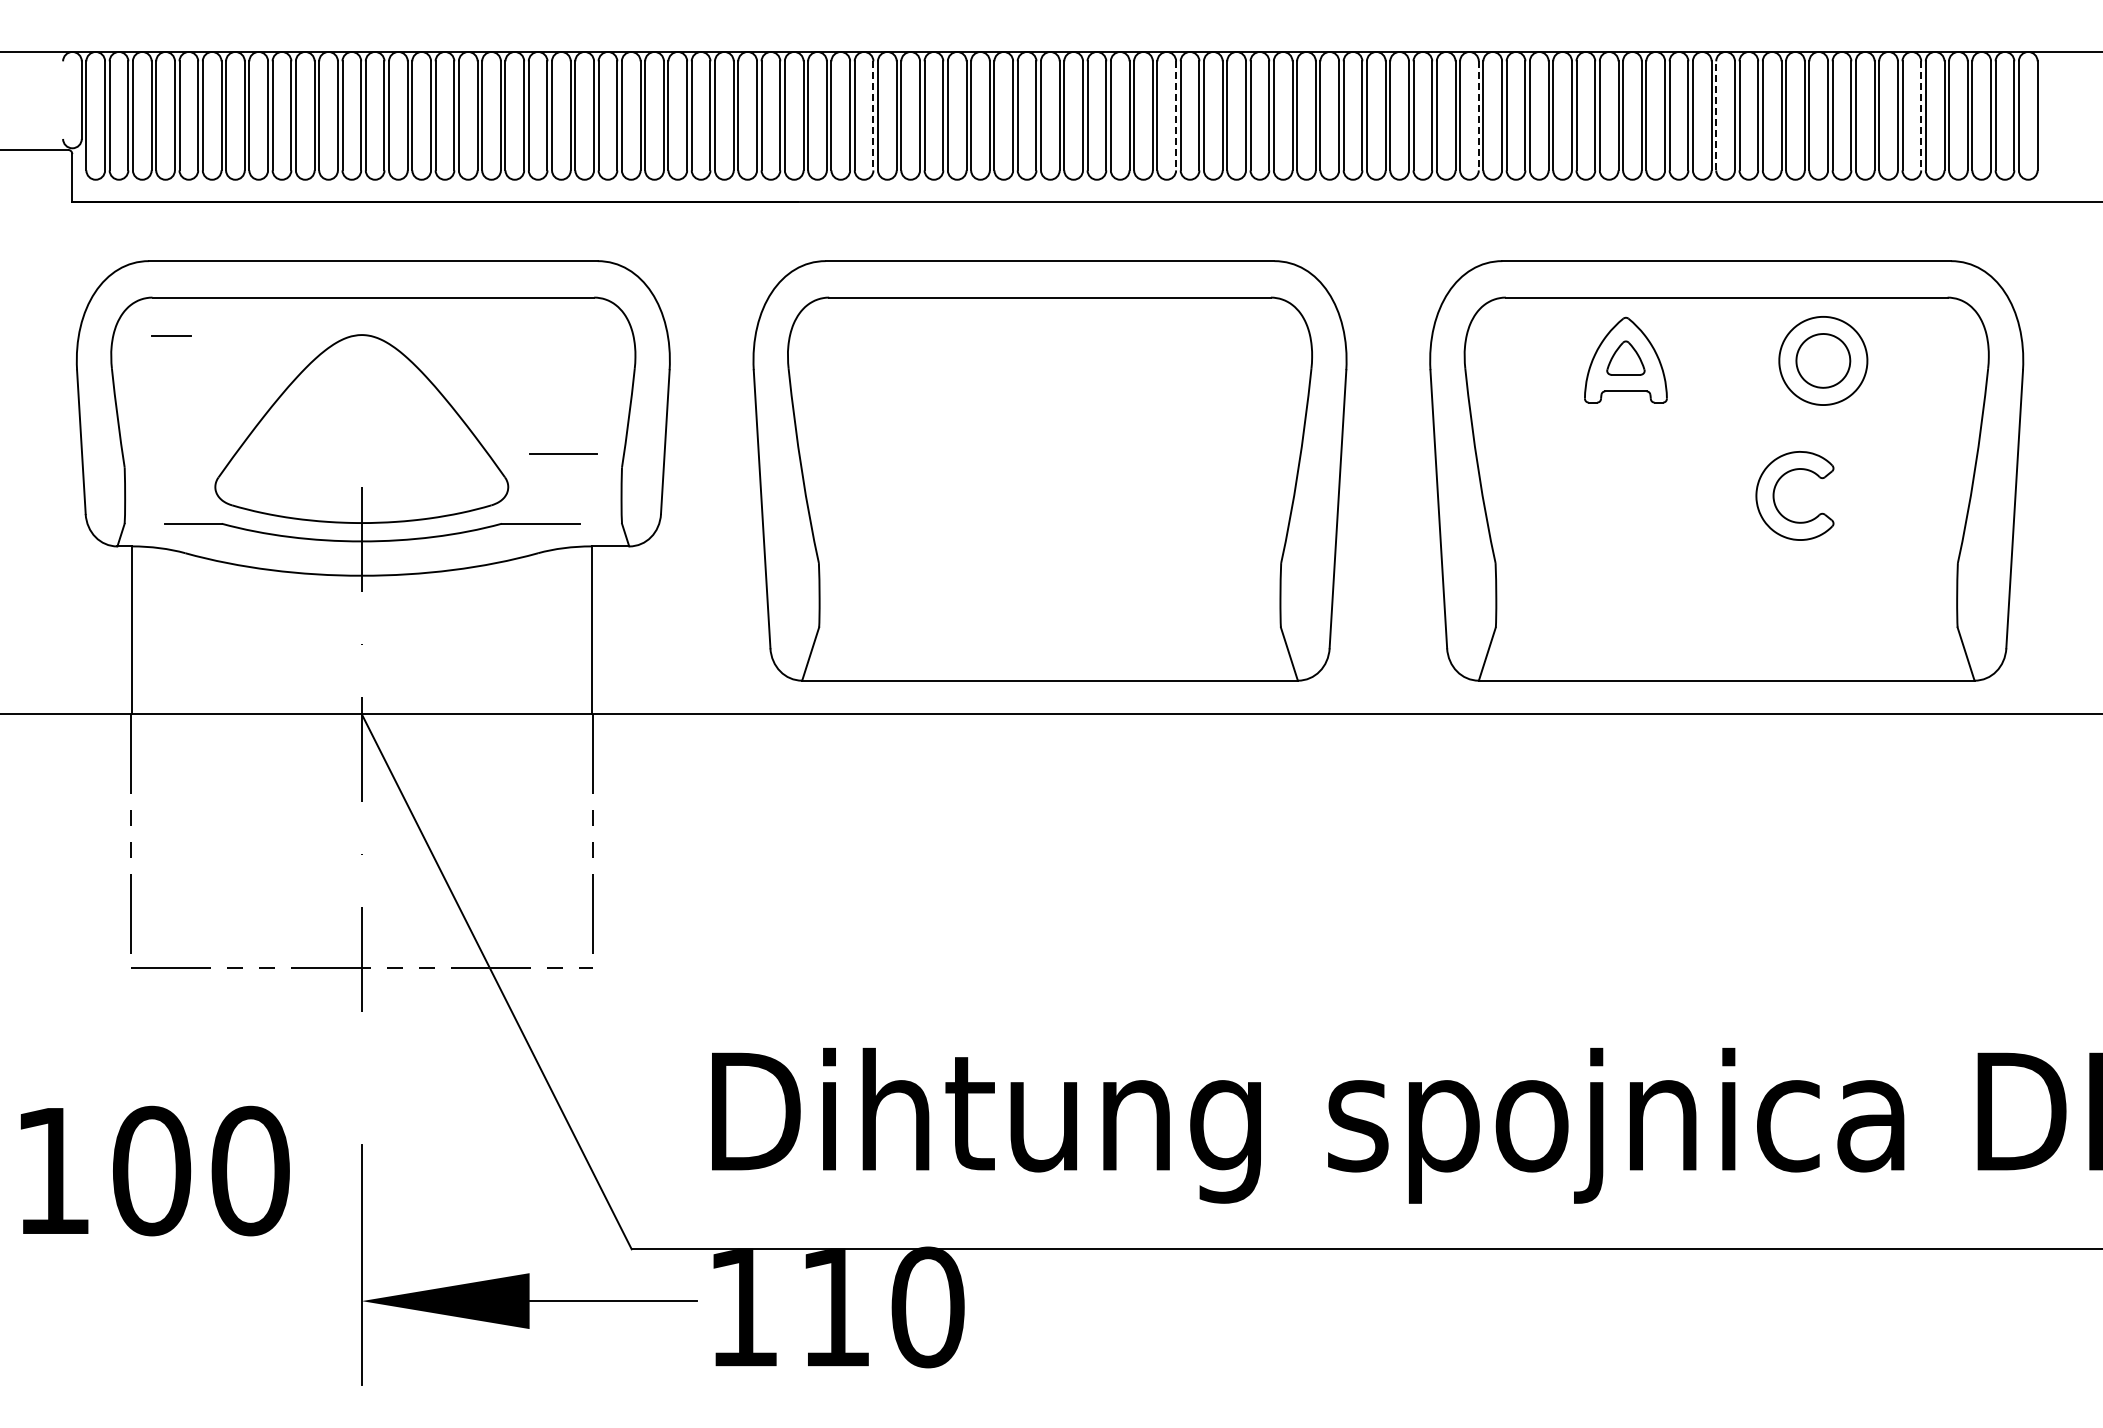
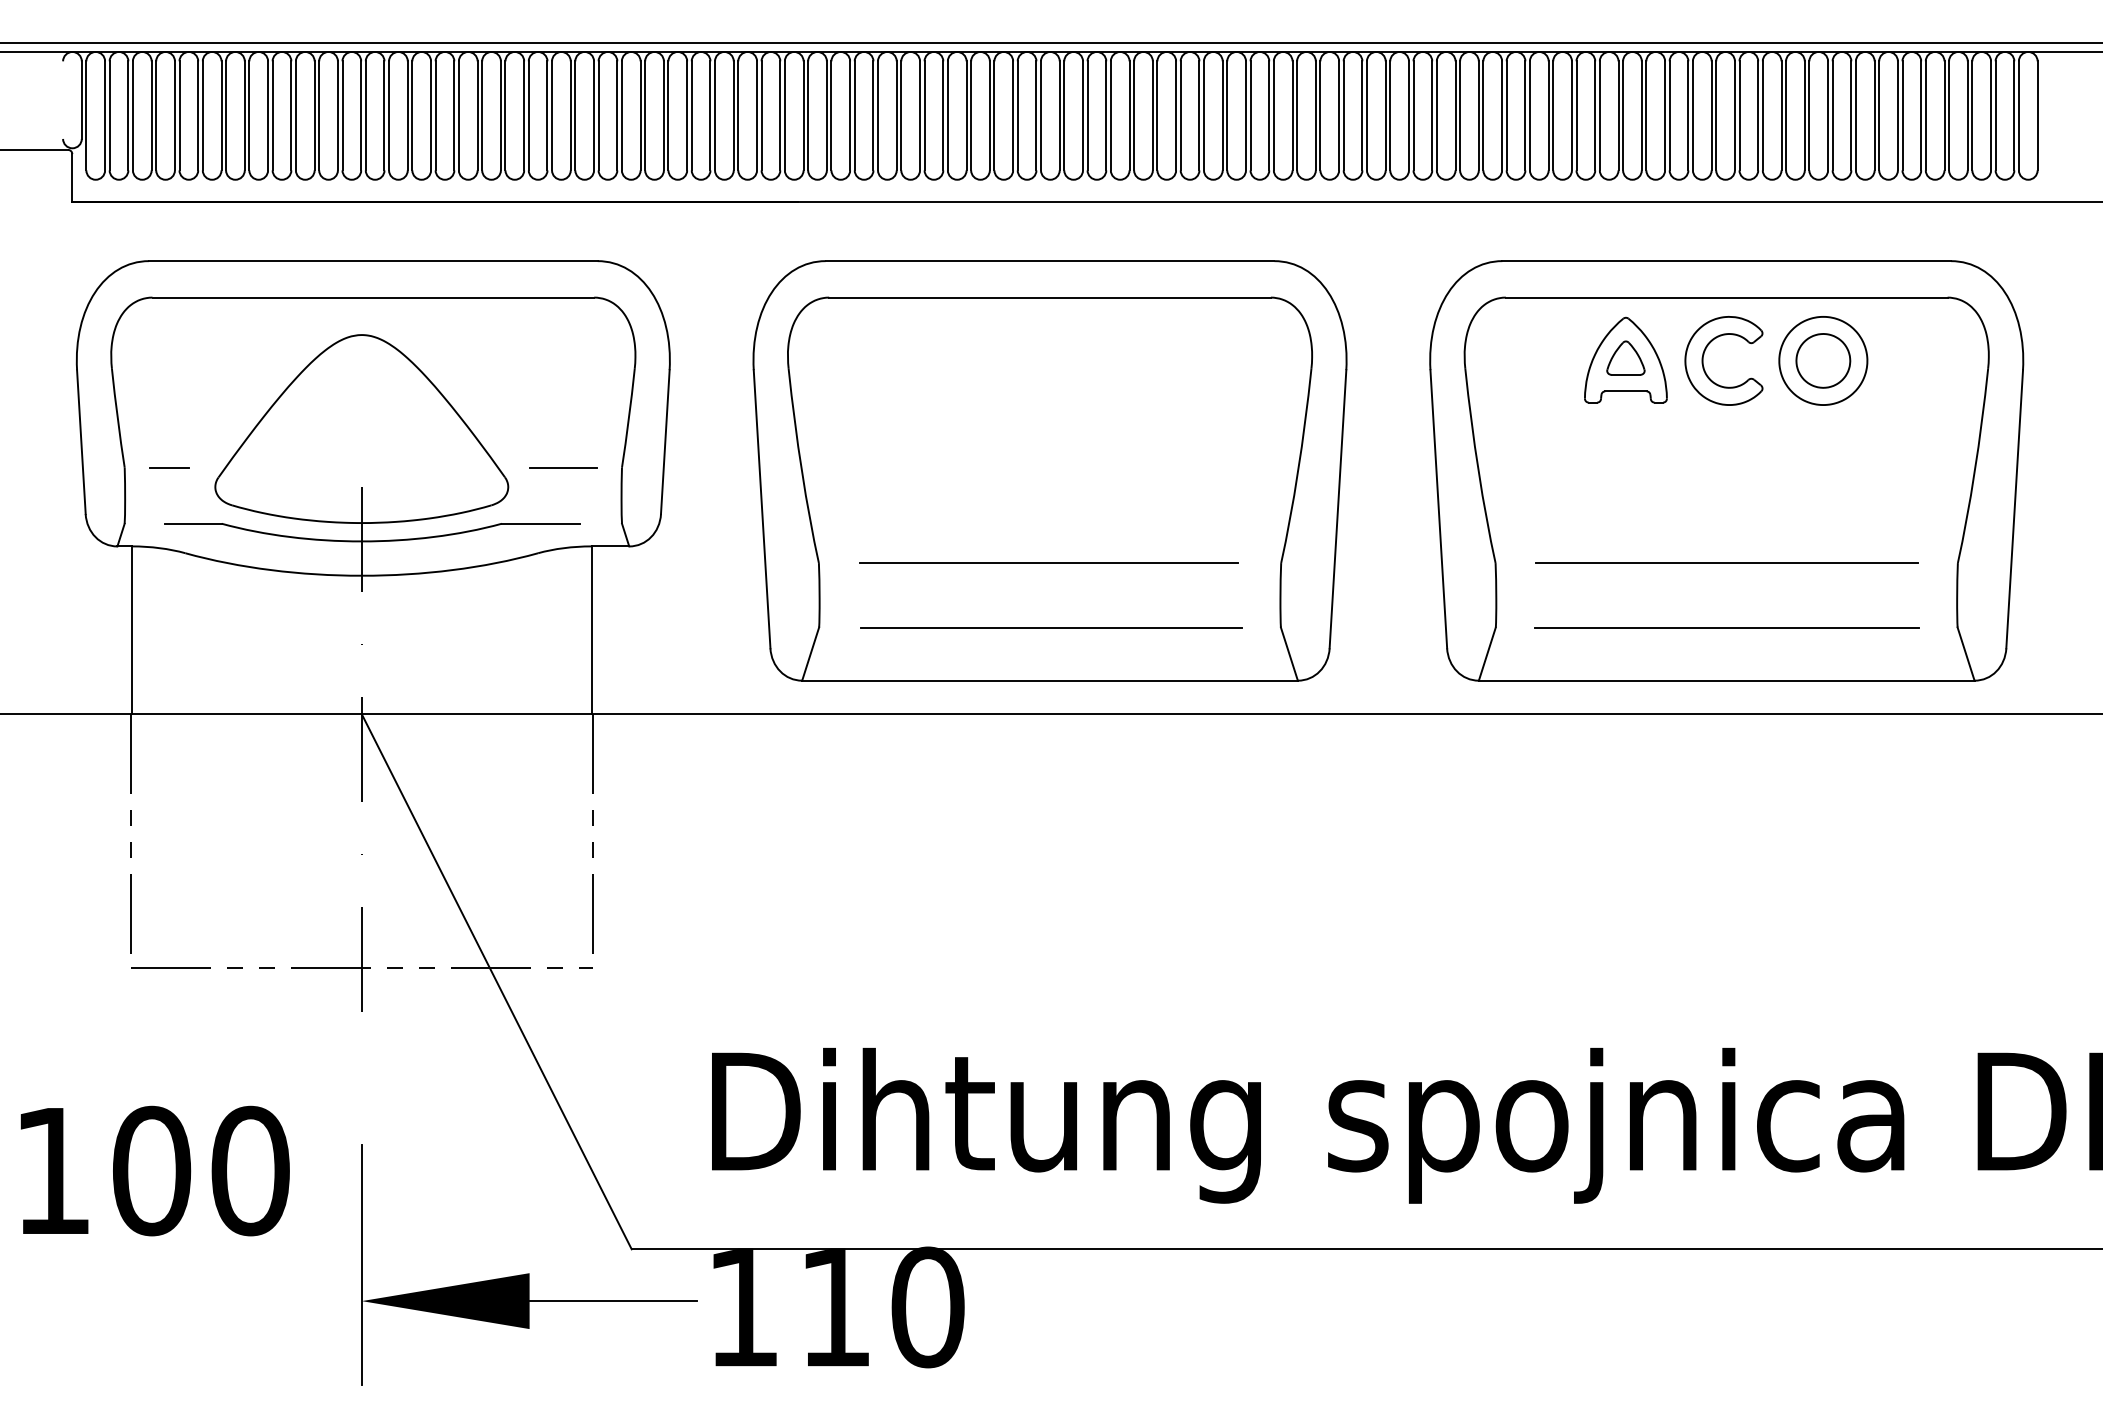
line: none -> present (1050, 42)
line: dashed -> solid (873, 115)
line: dashed -> solid (1176, 115)
line: dashed -> solid (1478, 115)
line: dashed -> solid (1716, 115)
line: dashed -> solid (1921, 115)
line position: (171, 335) -> (169, 467) (169, 467)
line position: (563, 453) -> (563, 467) (563, 467)
part position: (1775, 489) -> (1704, 354) (1704, 354)
line: none -> present (1049, 563)
line: none -> present (1726, 563)
line: none -> present (1050, 627)
line: none -> present (1727, 627)
